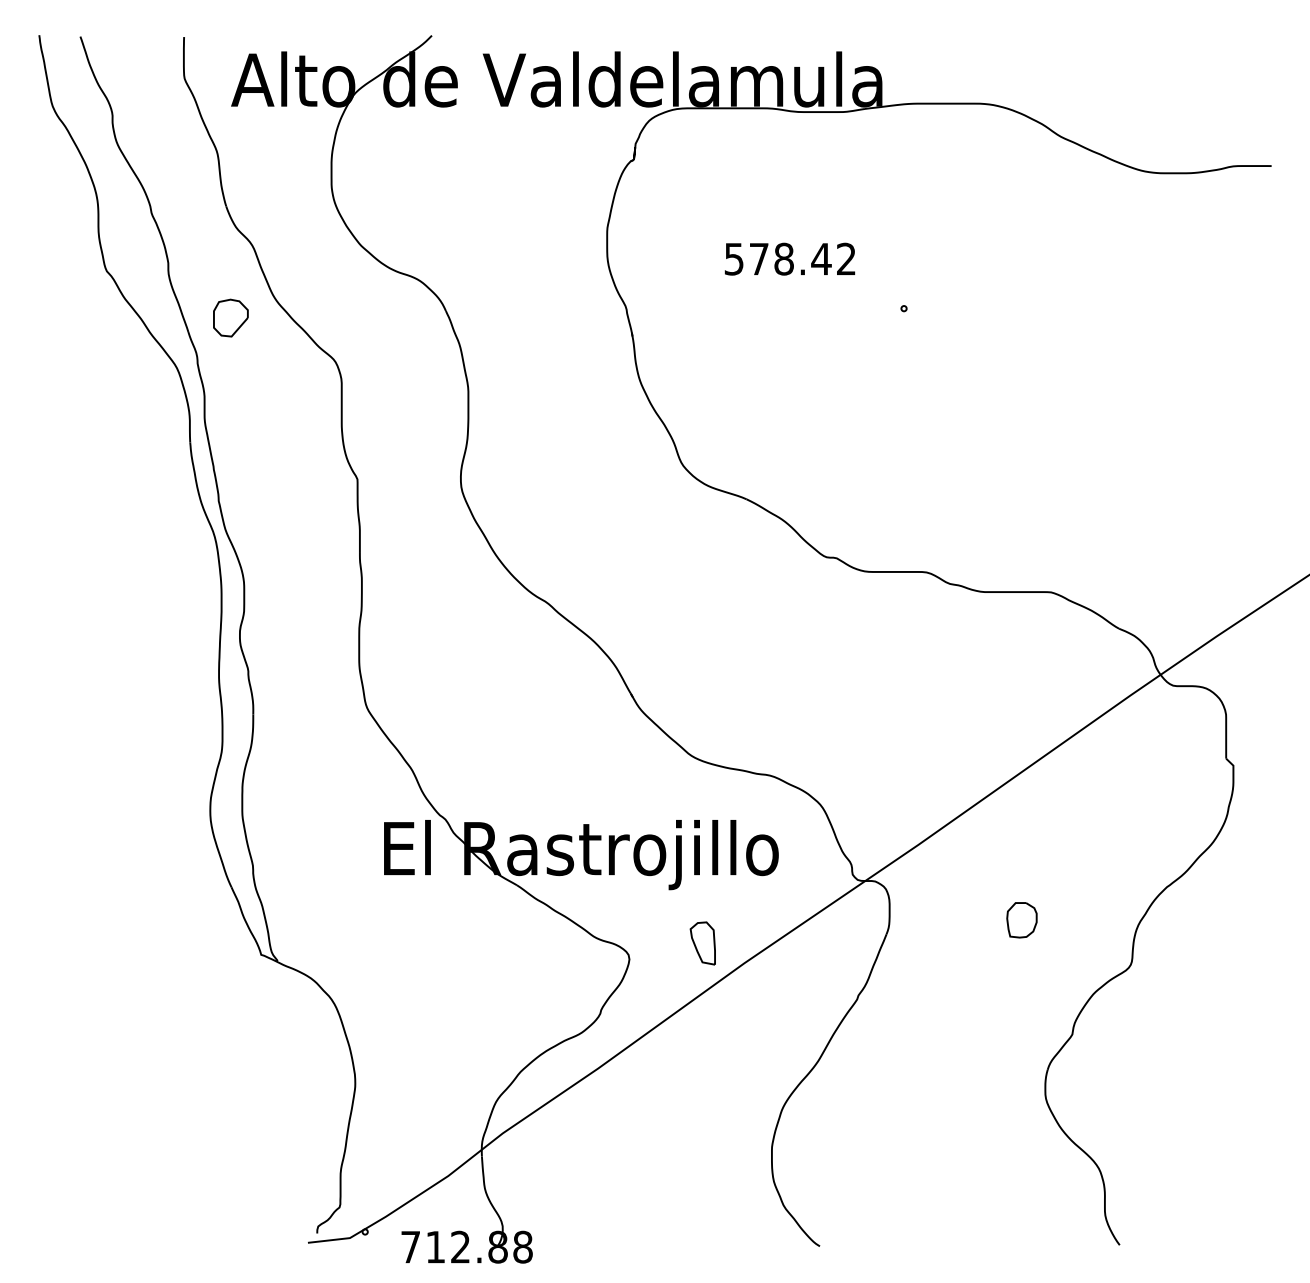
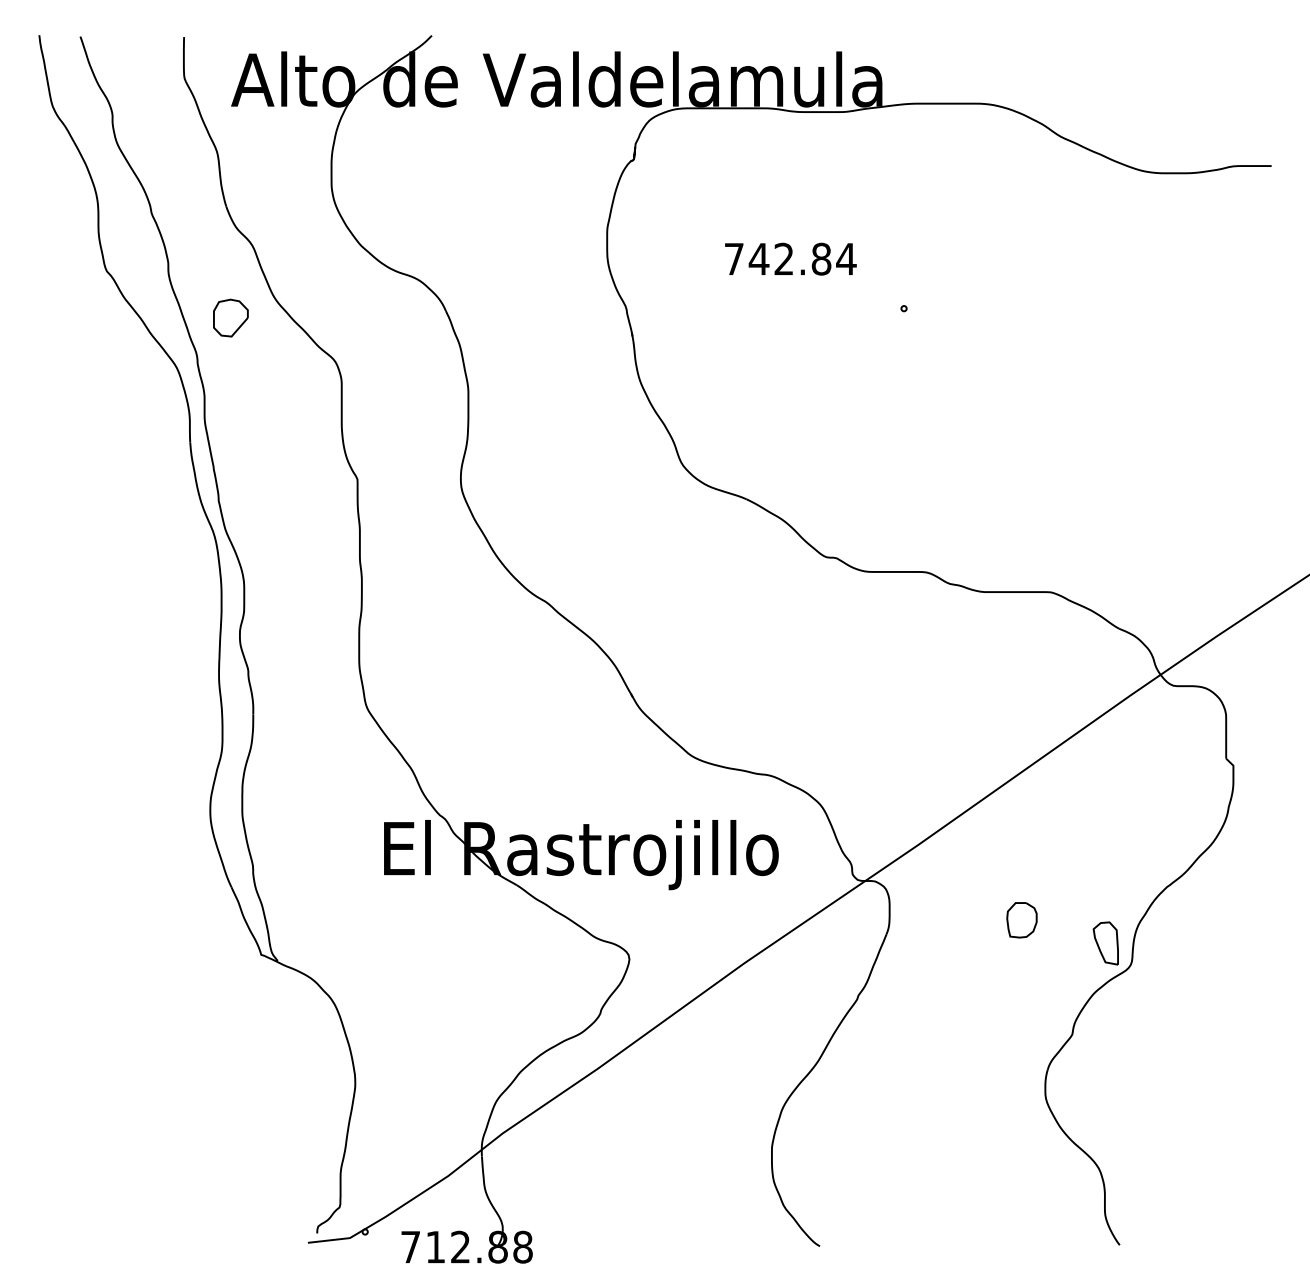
text: 578.42 -> 742.84 (790, 258)
part position: (702, 943) -> (1105, 943) (1105, 943)
